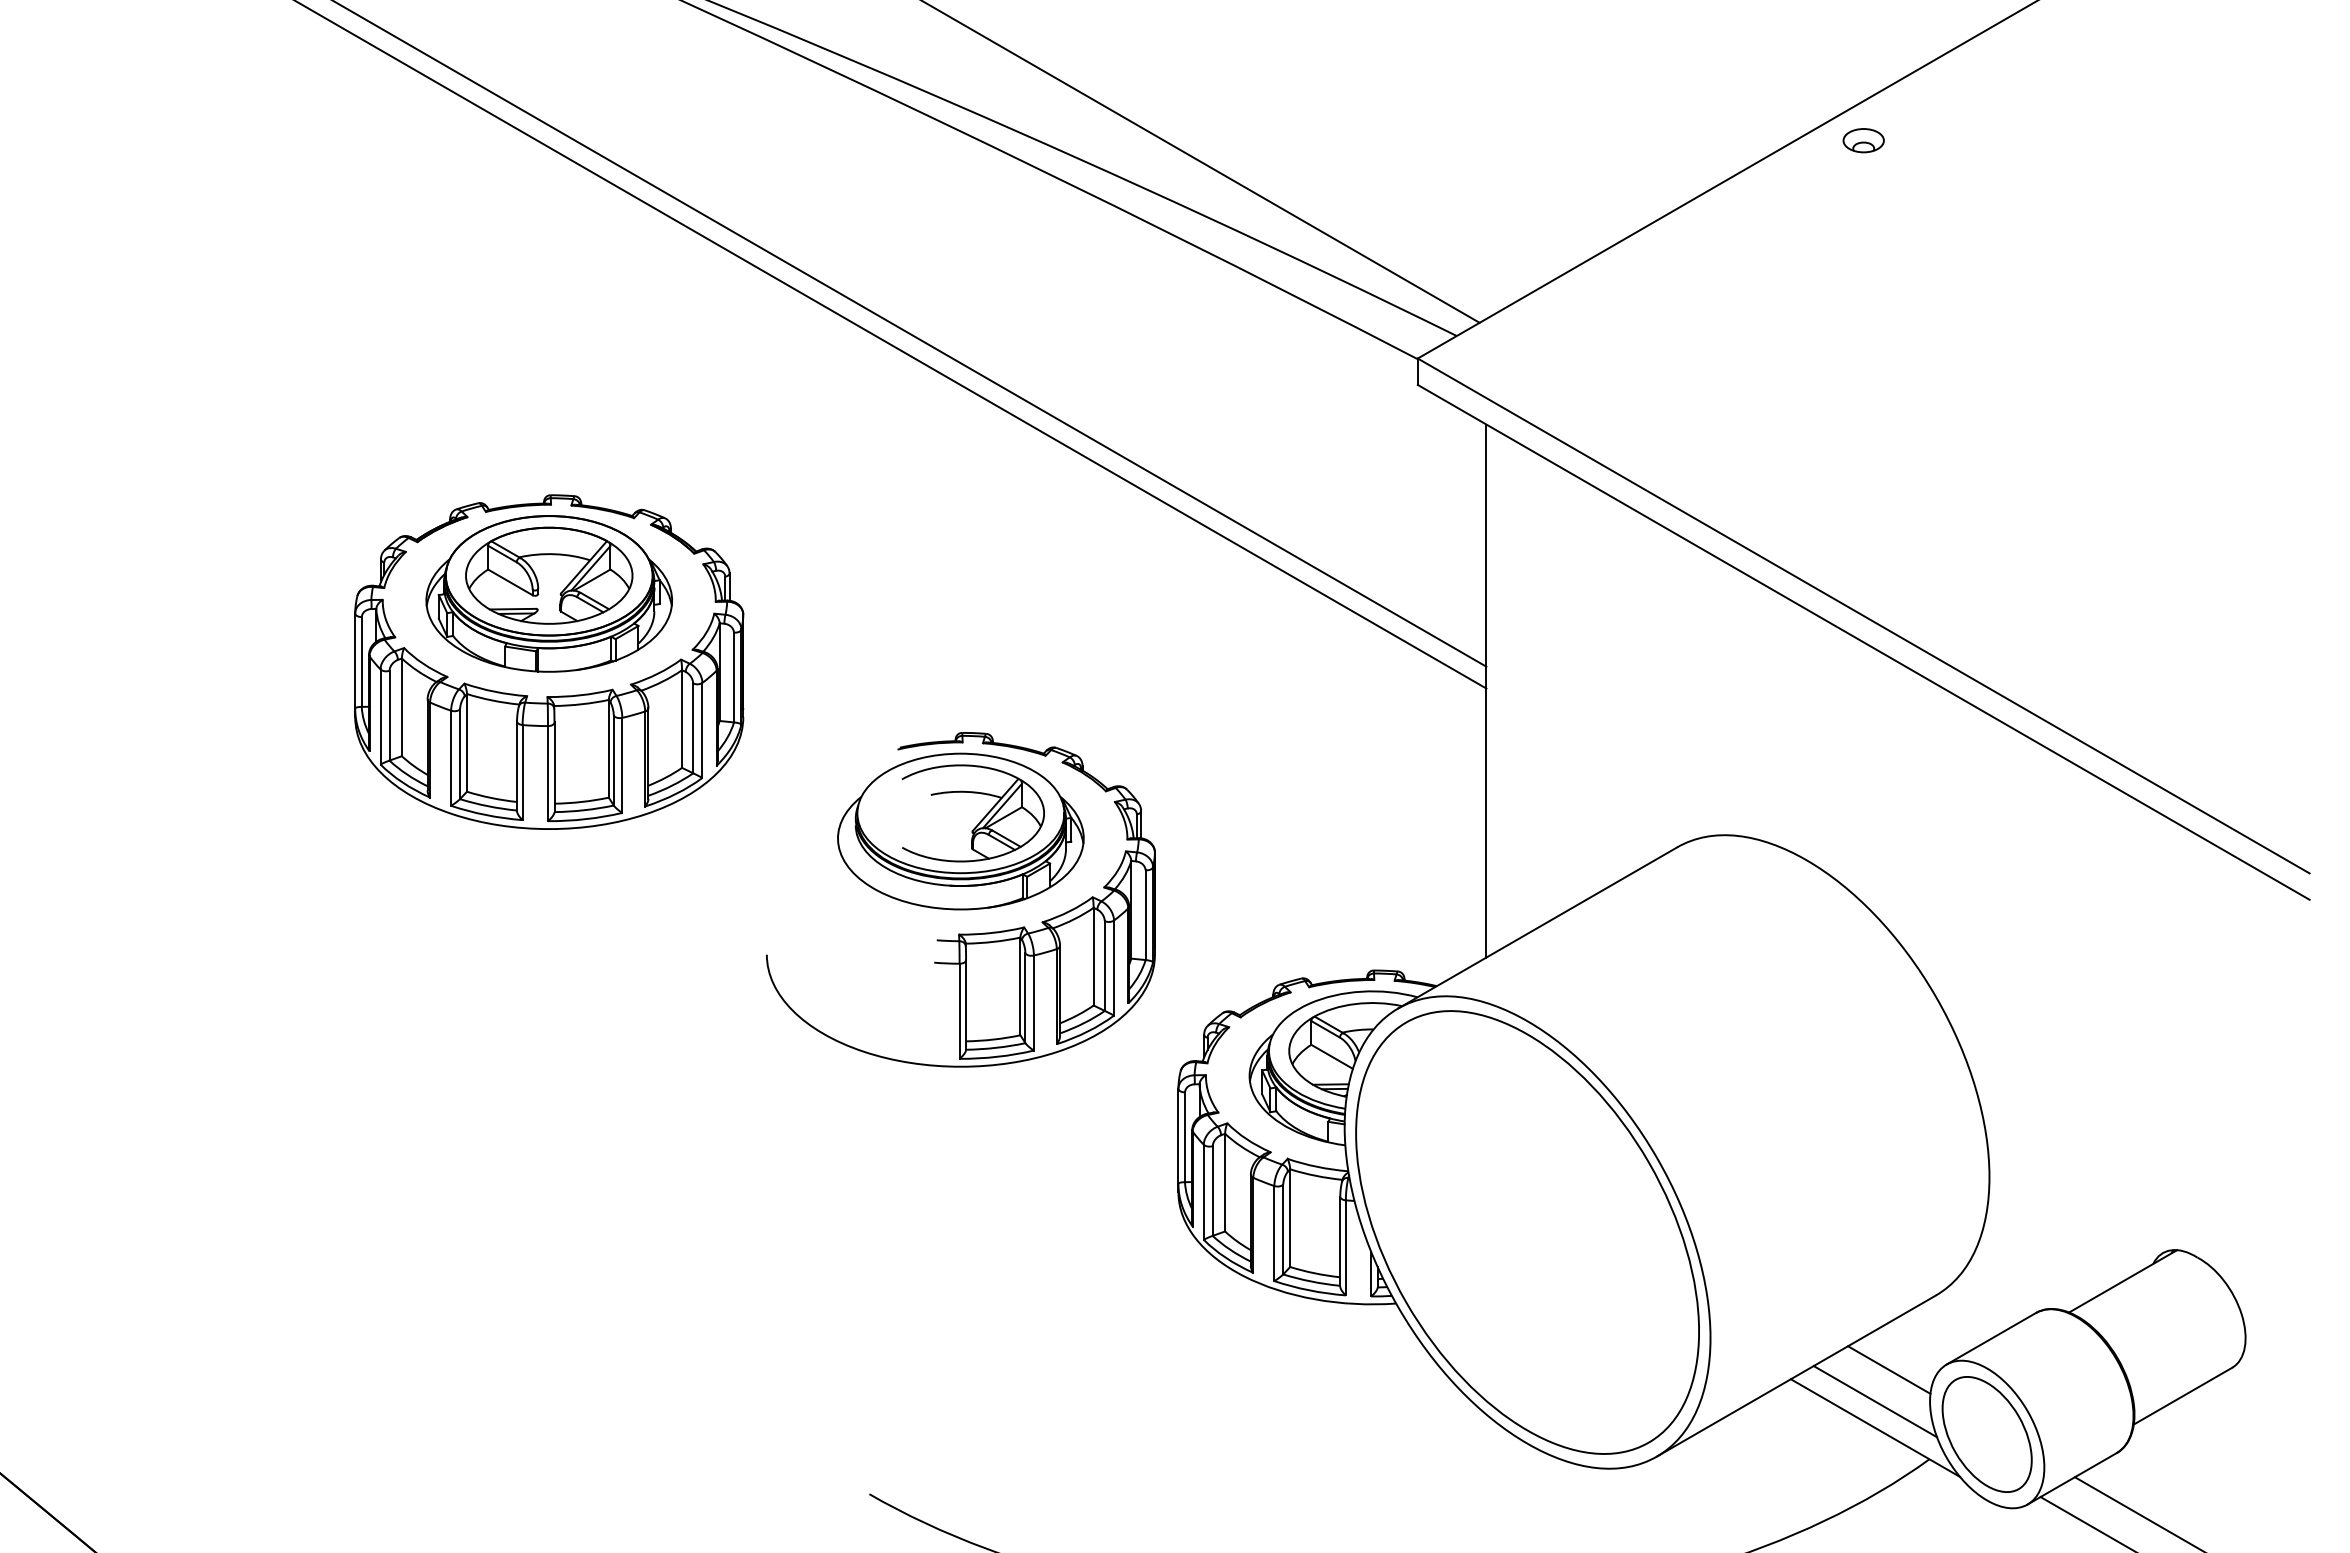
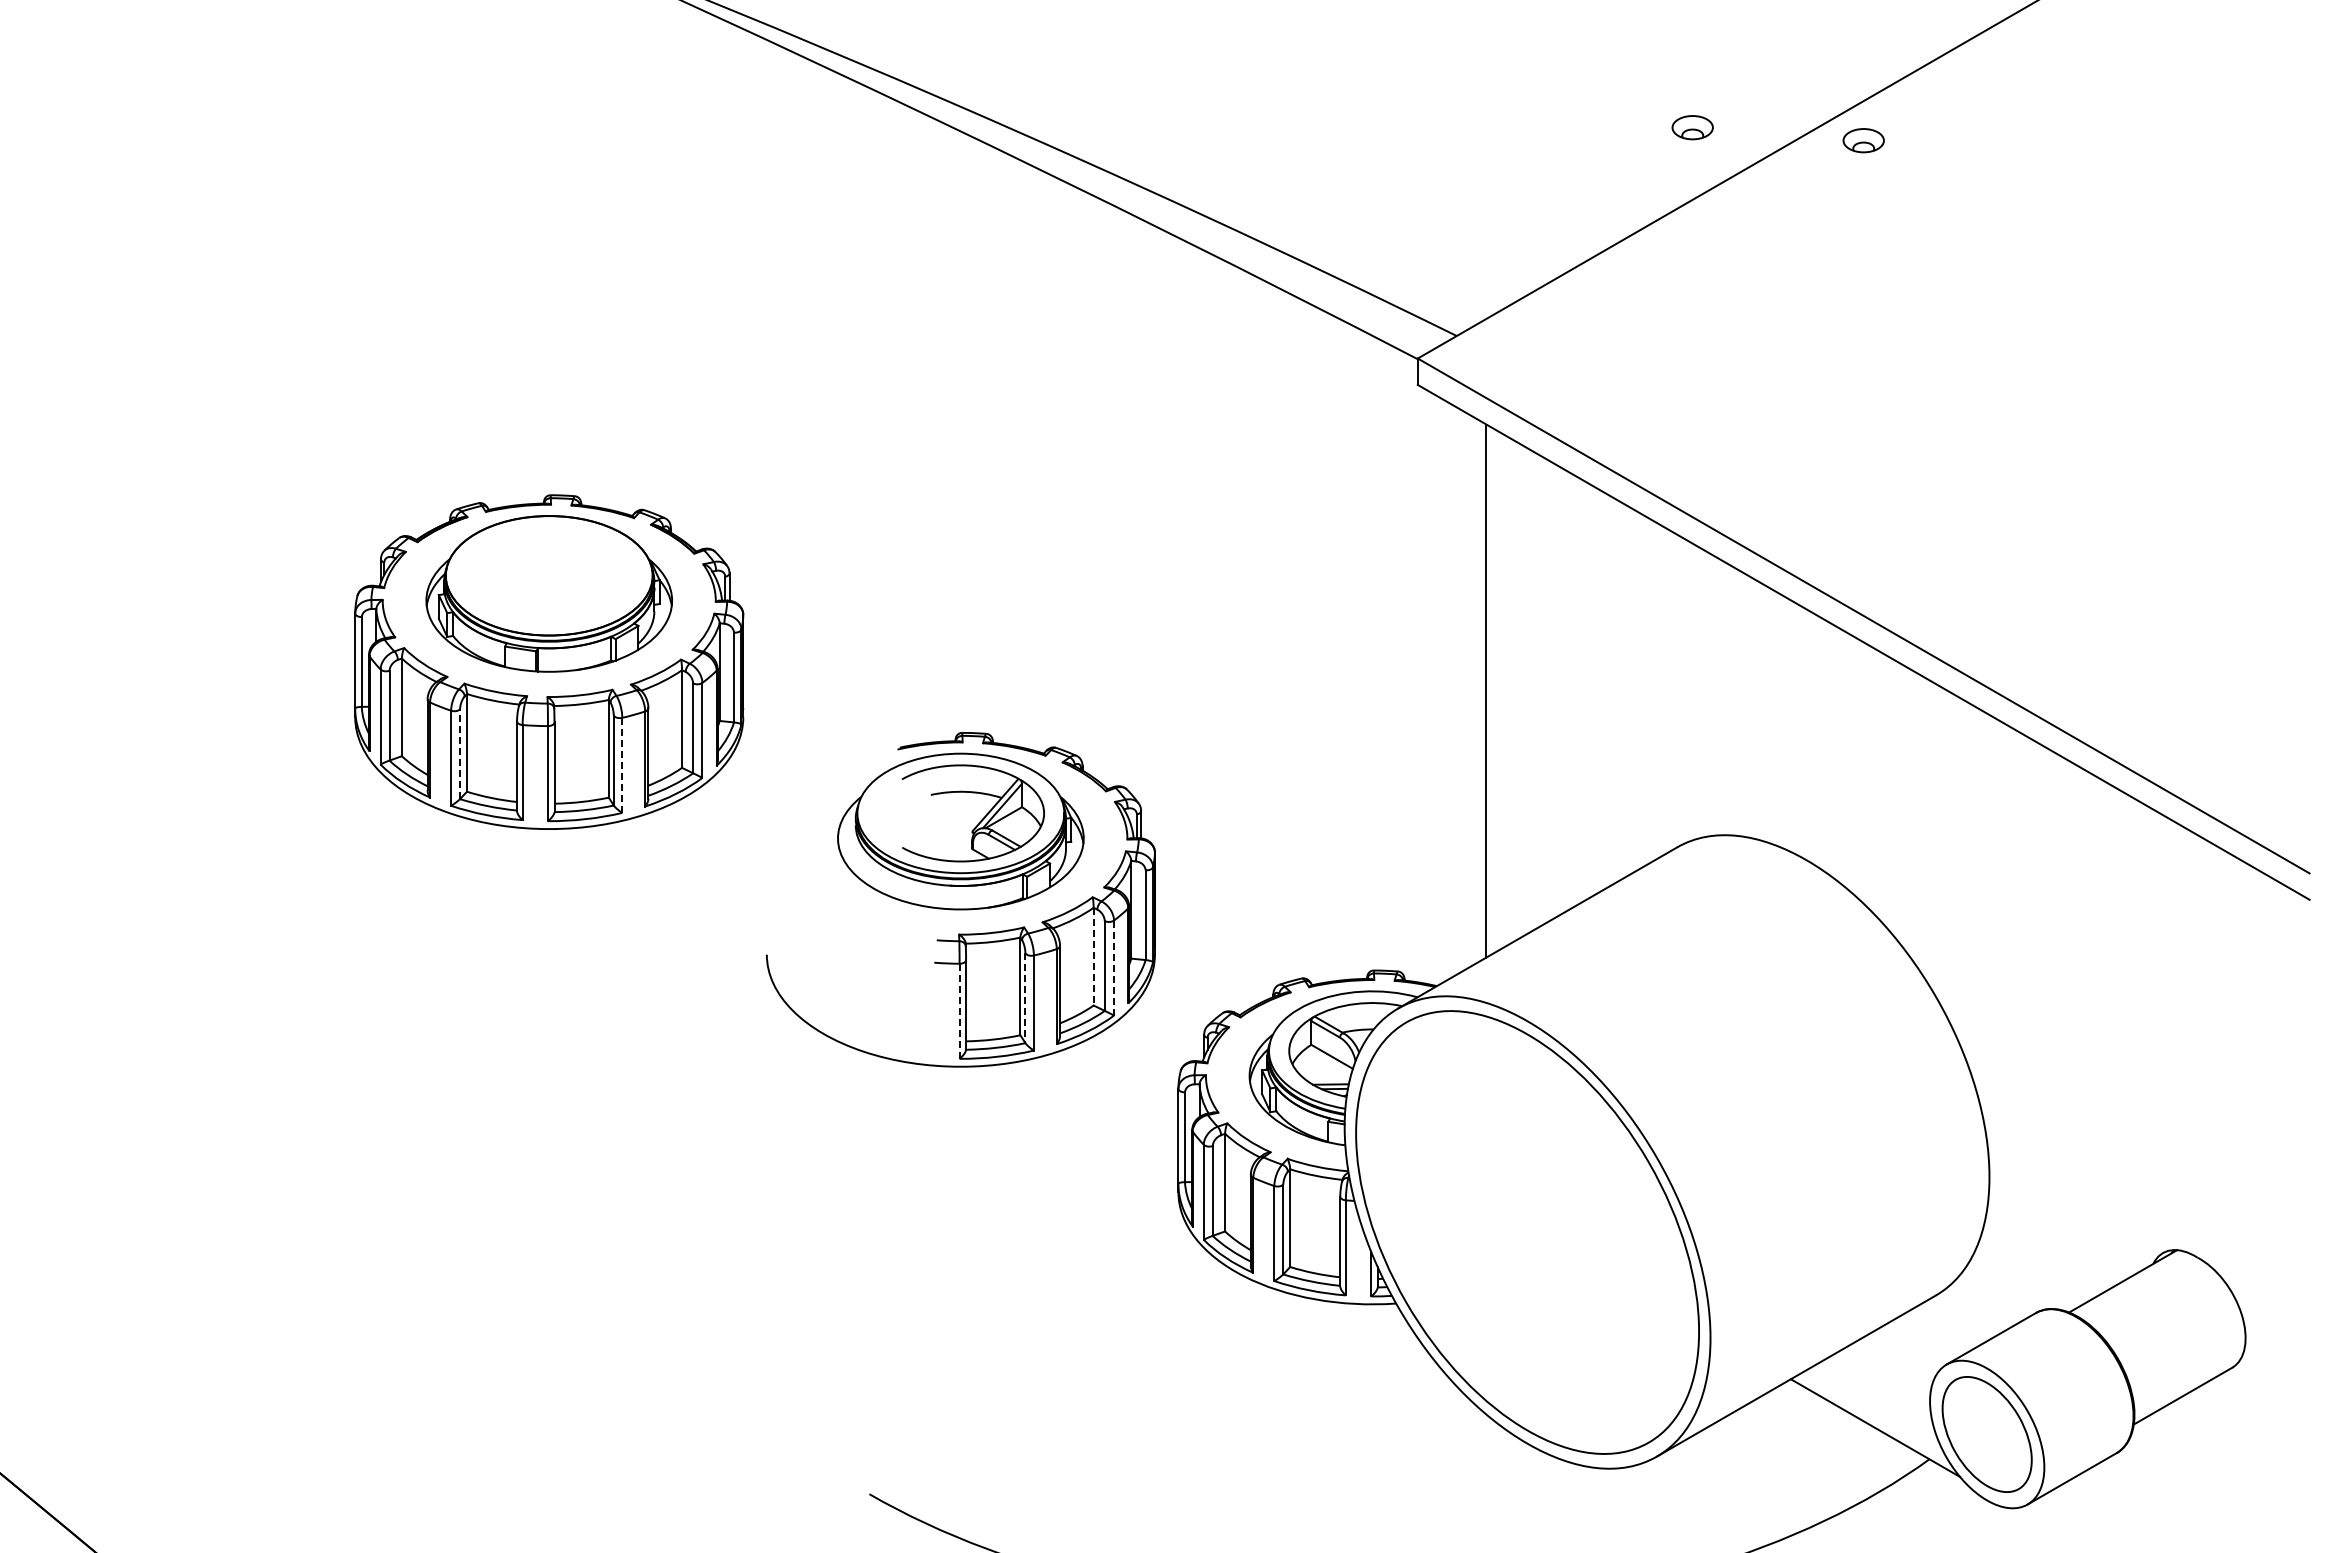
part: none -> present (1692, 127)
line: present -> none (1201, 162)
line: present -> none (910, 334)
line: present -> none (891, 345)
part: present -> none (549, 575)
line: solid -> dashed (460, 754)
line: solid -> dashed (622, 765)
line: solid -> dashed (1093, 956)
line: solid -> dashed (1114, 968)
line: solid -> dashed (1025, 998)
line: solid -> dashed (959, 1011)
line: present -> none (1889, 1369)
line: present -> none (1875, 1401)
line: present -> none (2137, 1513)
line: present -> none (2085, 1523)
